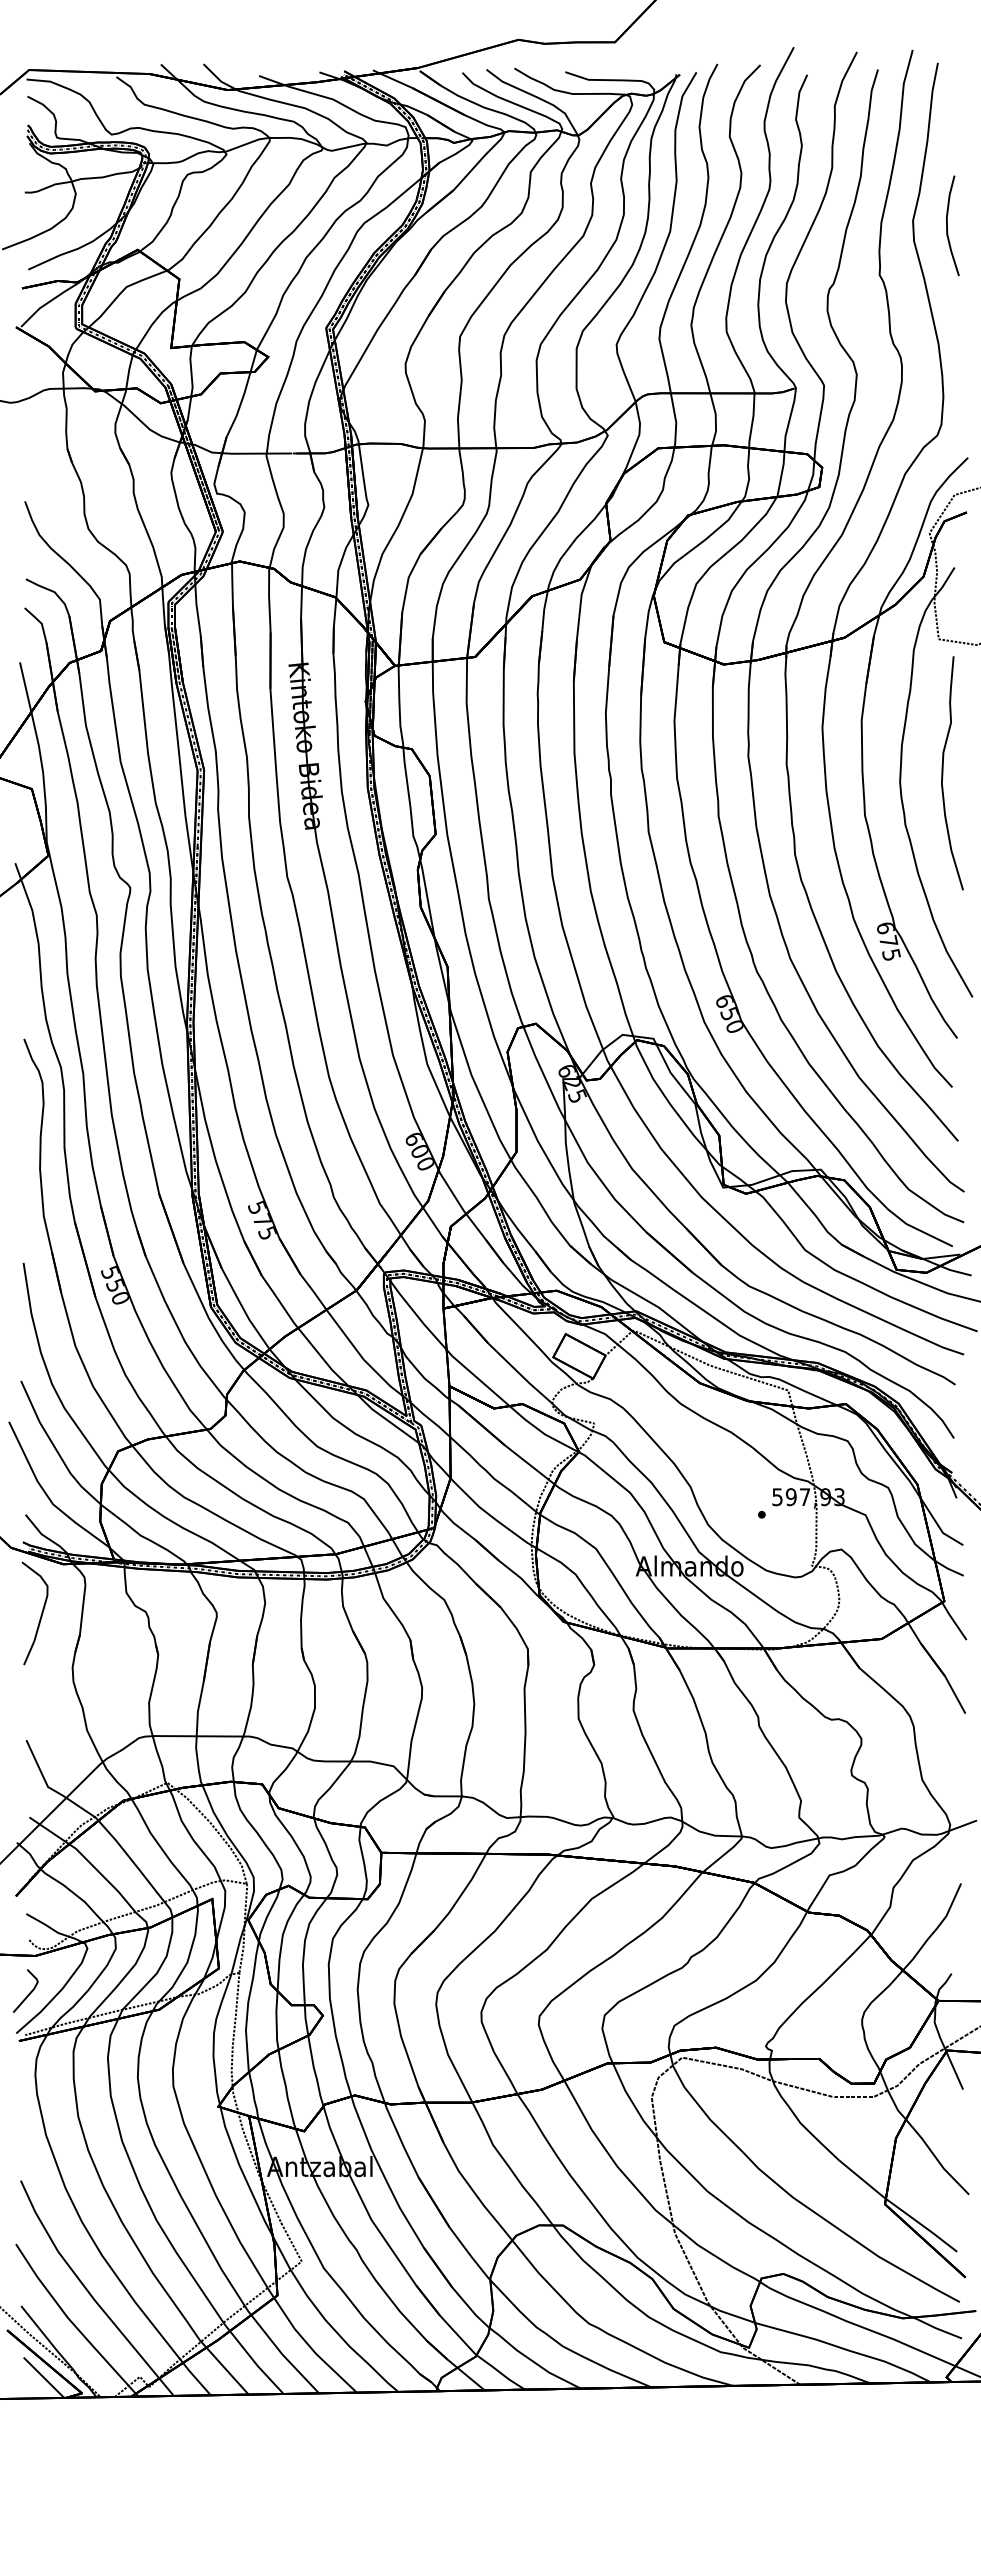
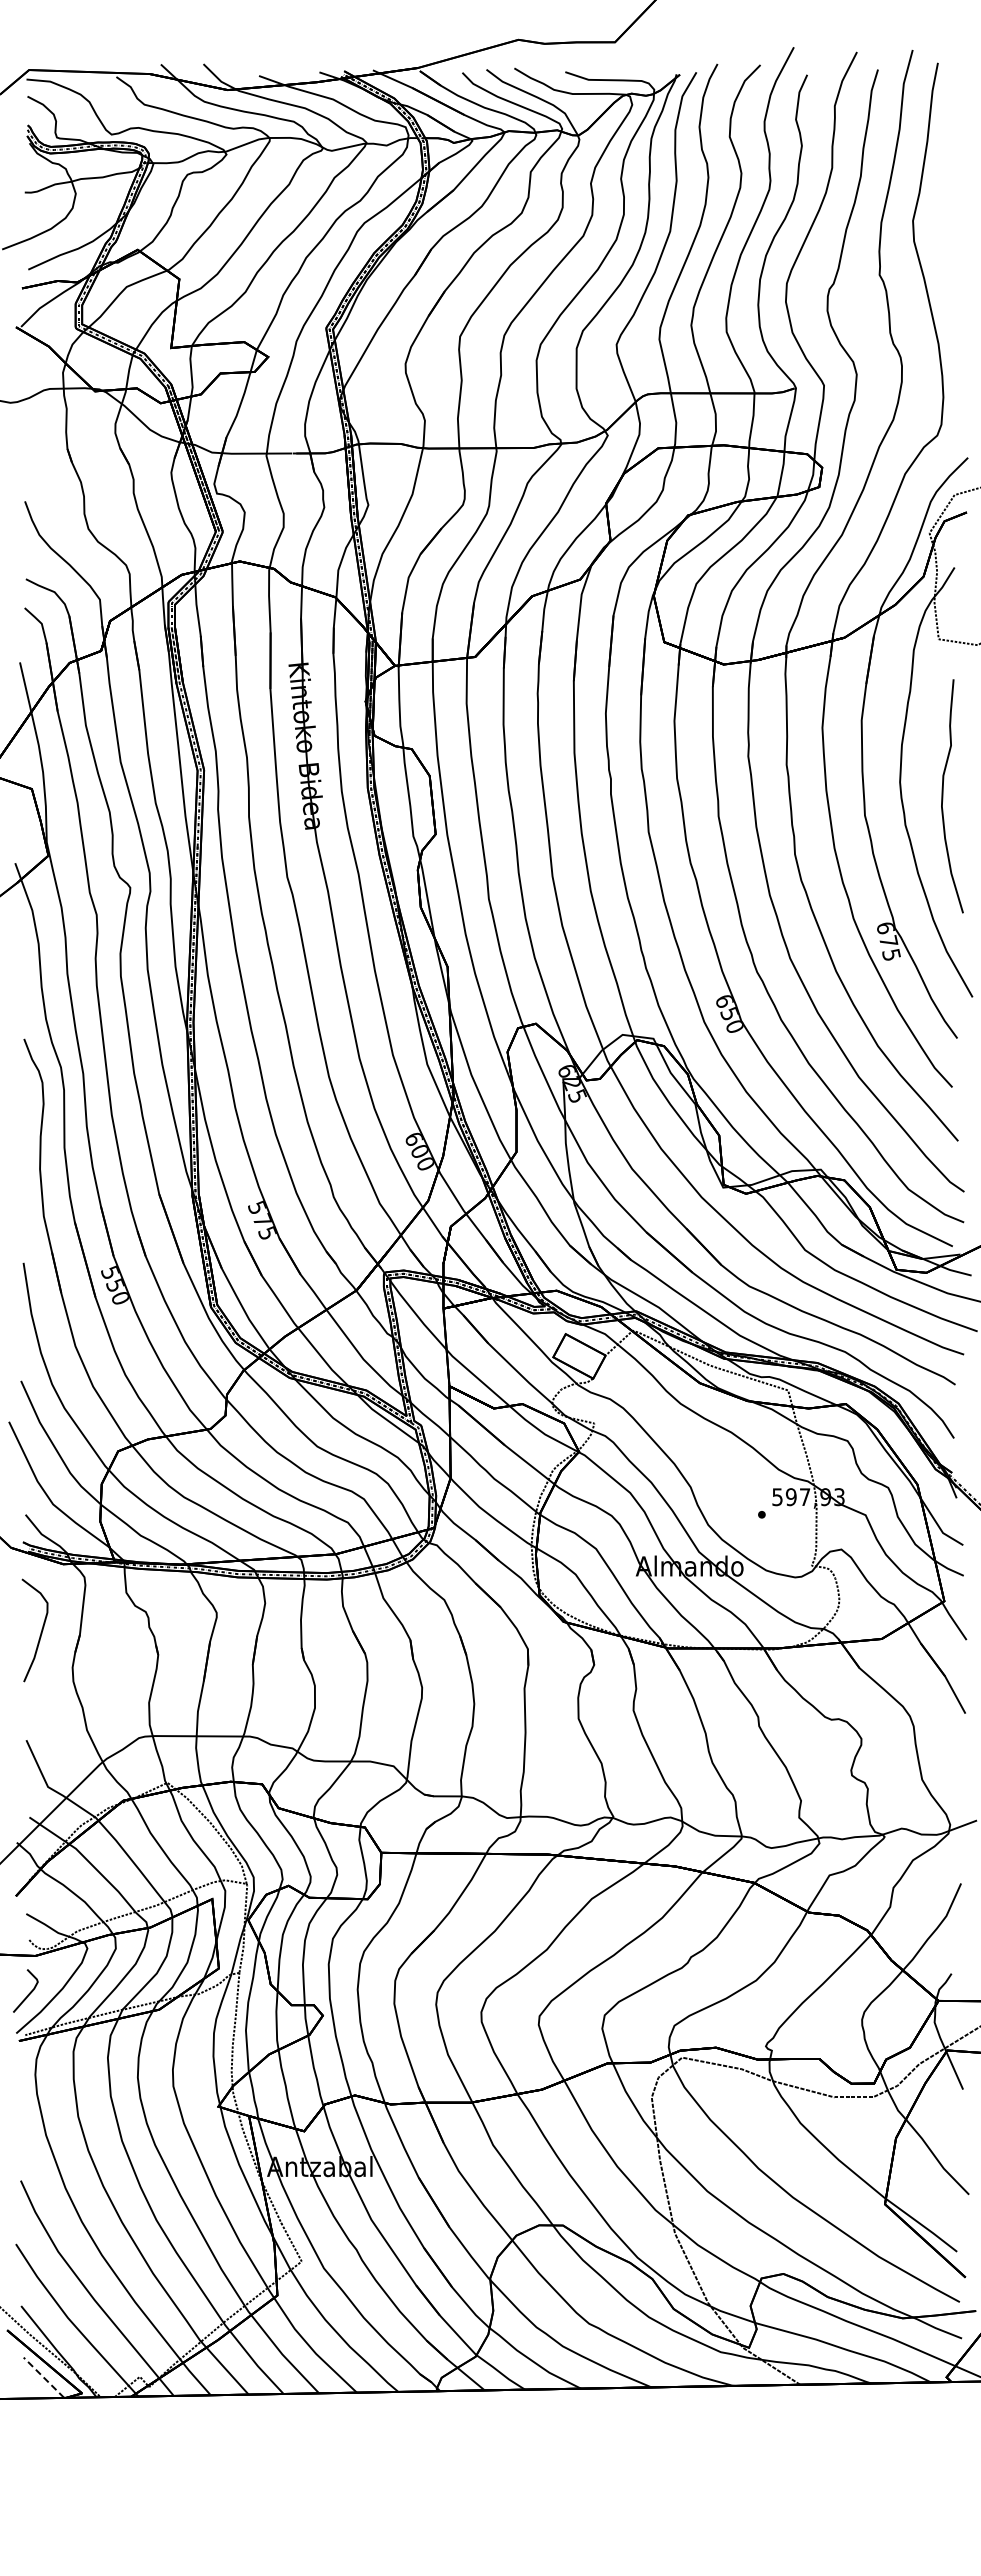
curve: present -> none (947, 225)
curve position: (943, 773) -> (943, 796) (943, 796)
curve position: (40, 1615) -> (40, 1632) (40, 1632)
line: solid -> dashed (43, 2377)
